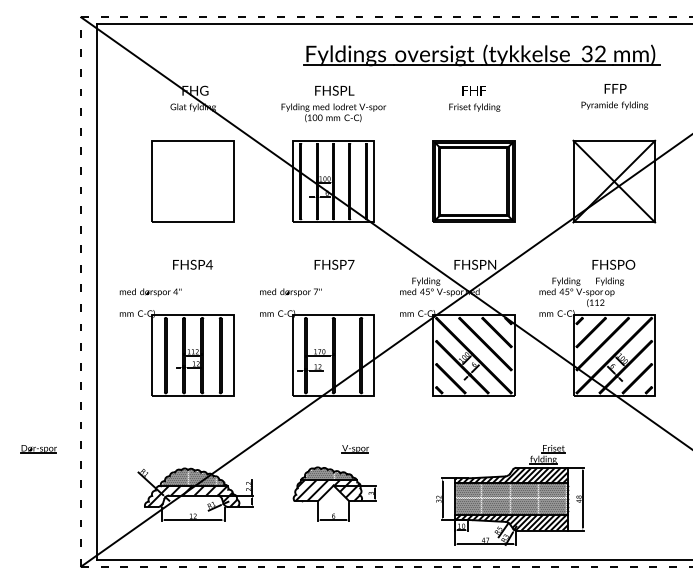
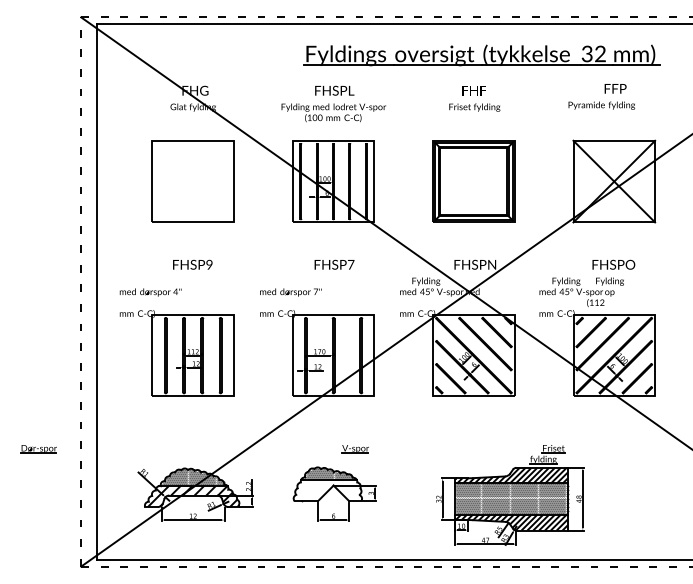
text position: (614, 105) -> (601, 105) (601, 105)
text: FHSP4 -> FHSP9 (208, 264)
hatch: present -> none (327, 490)
